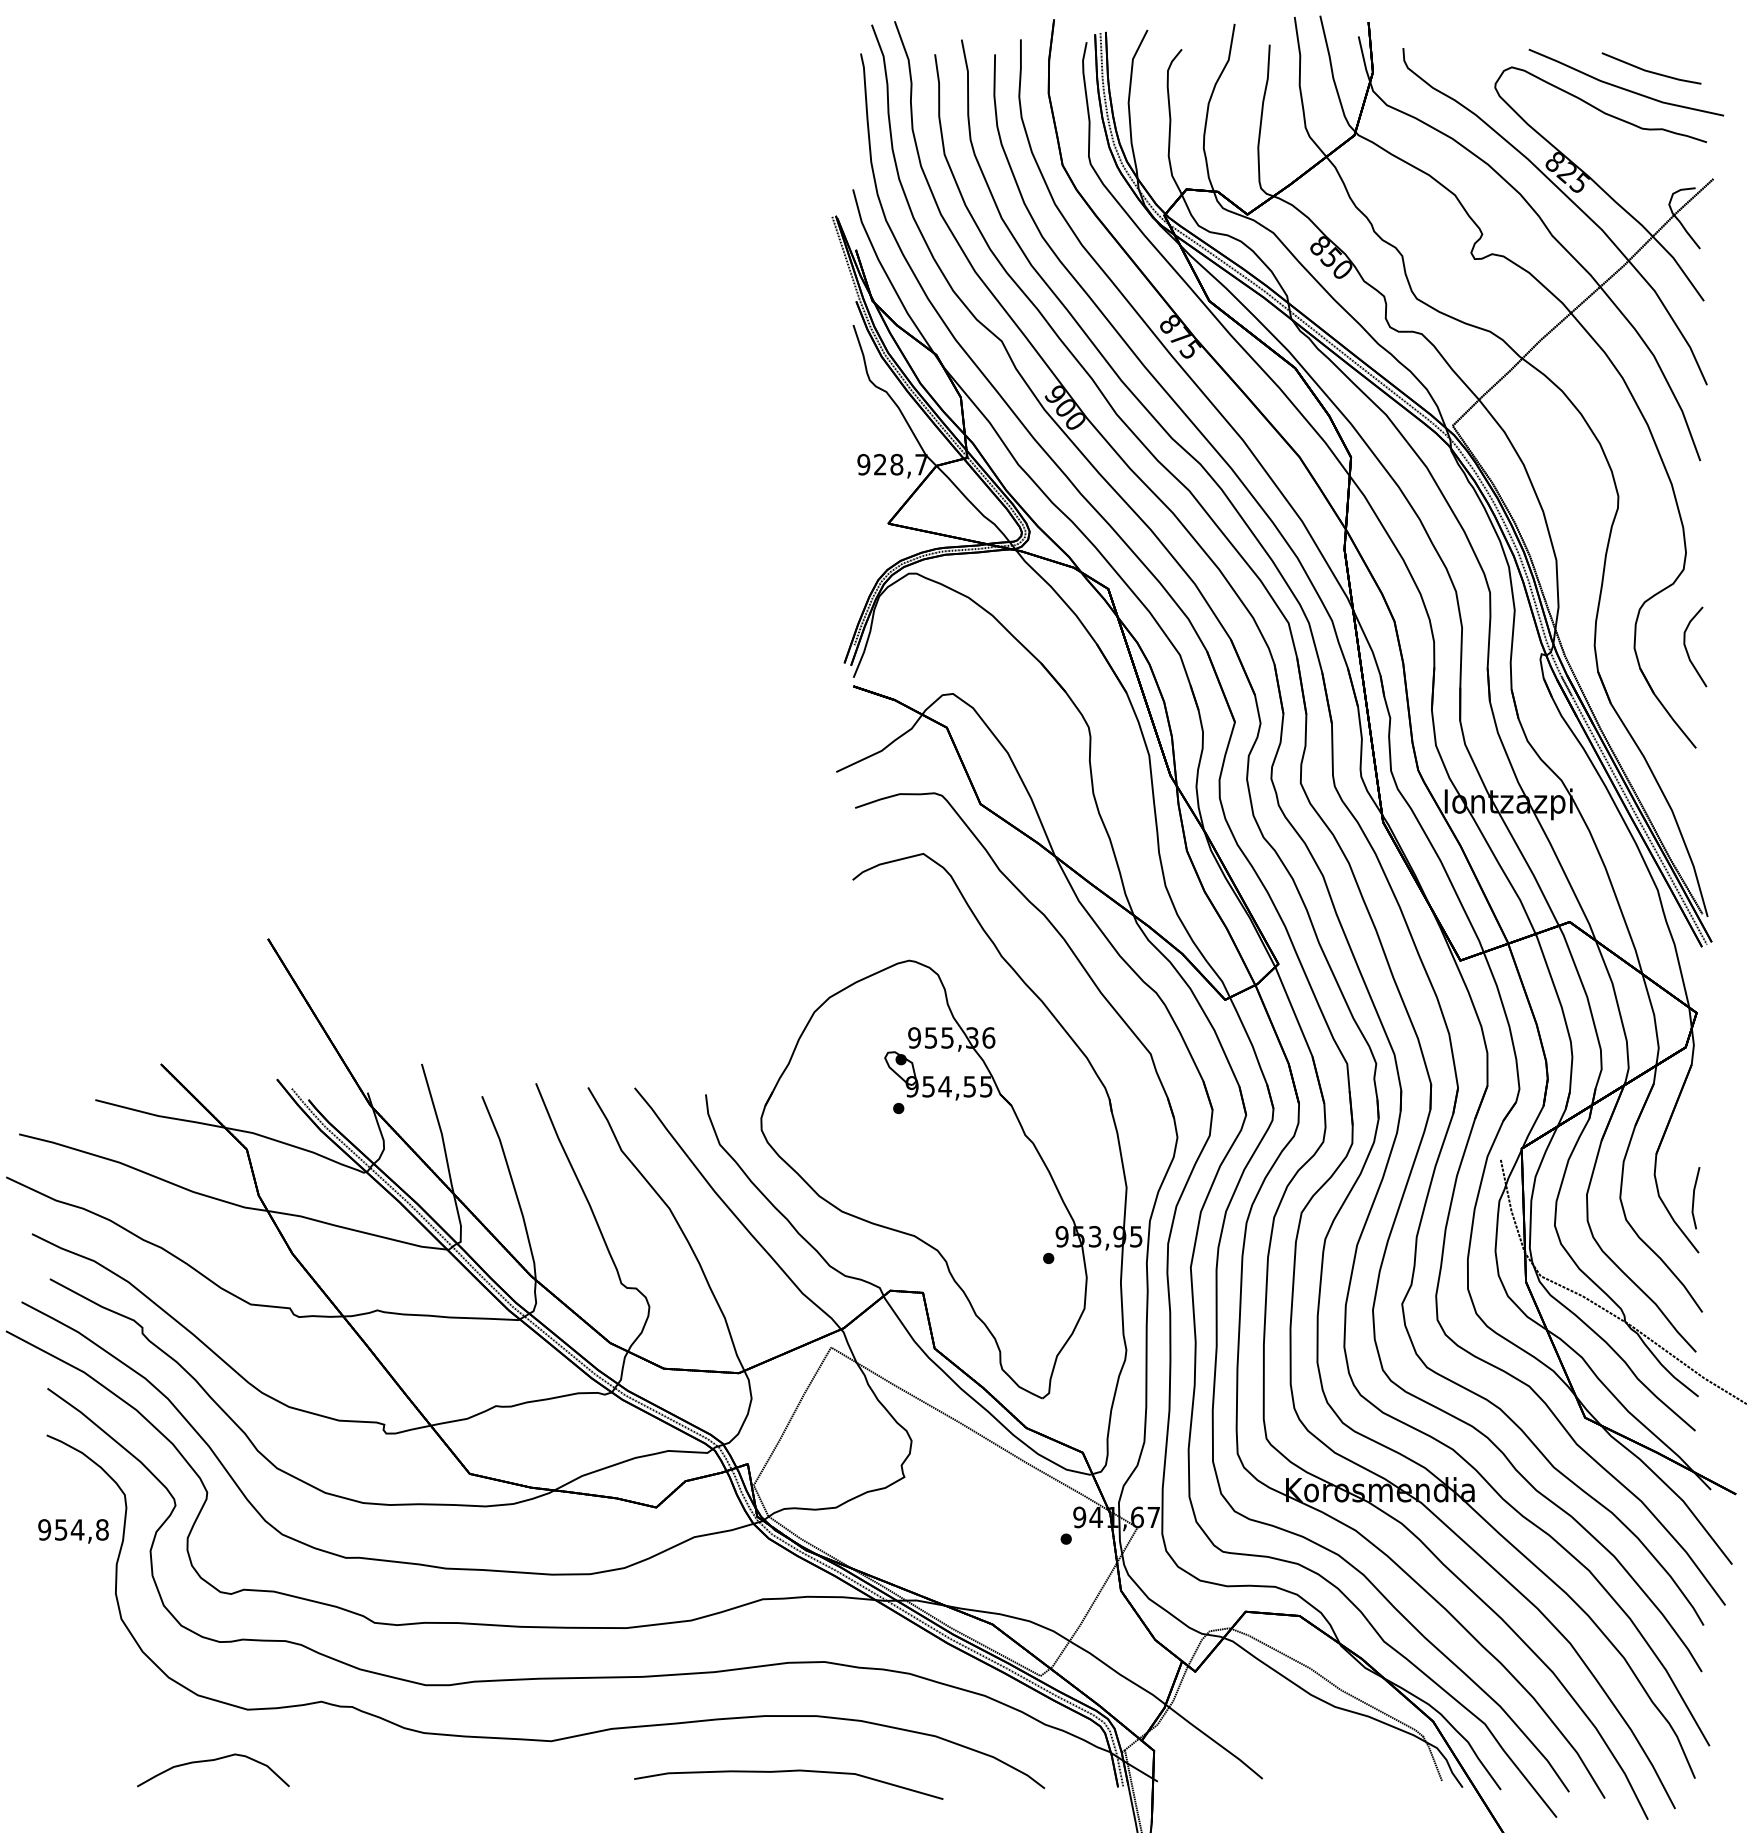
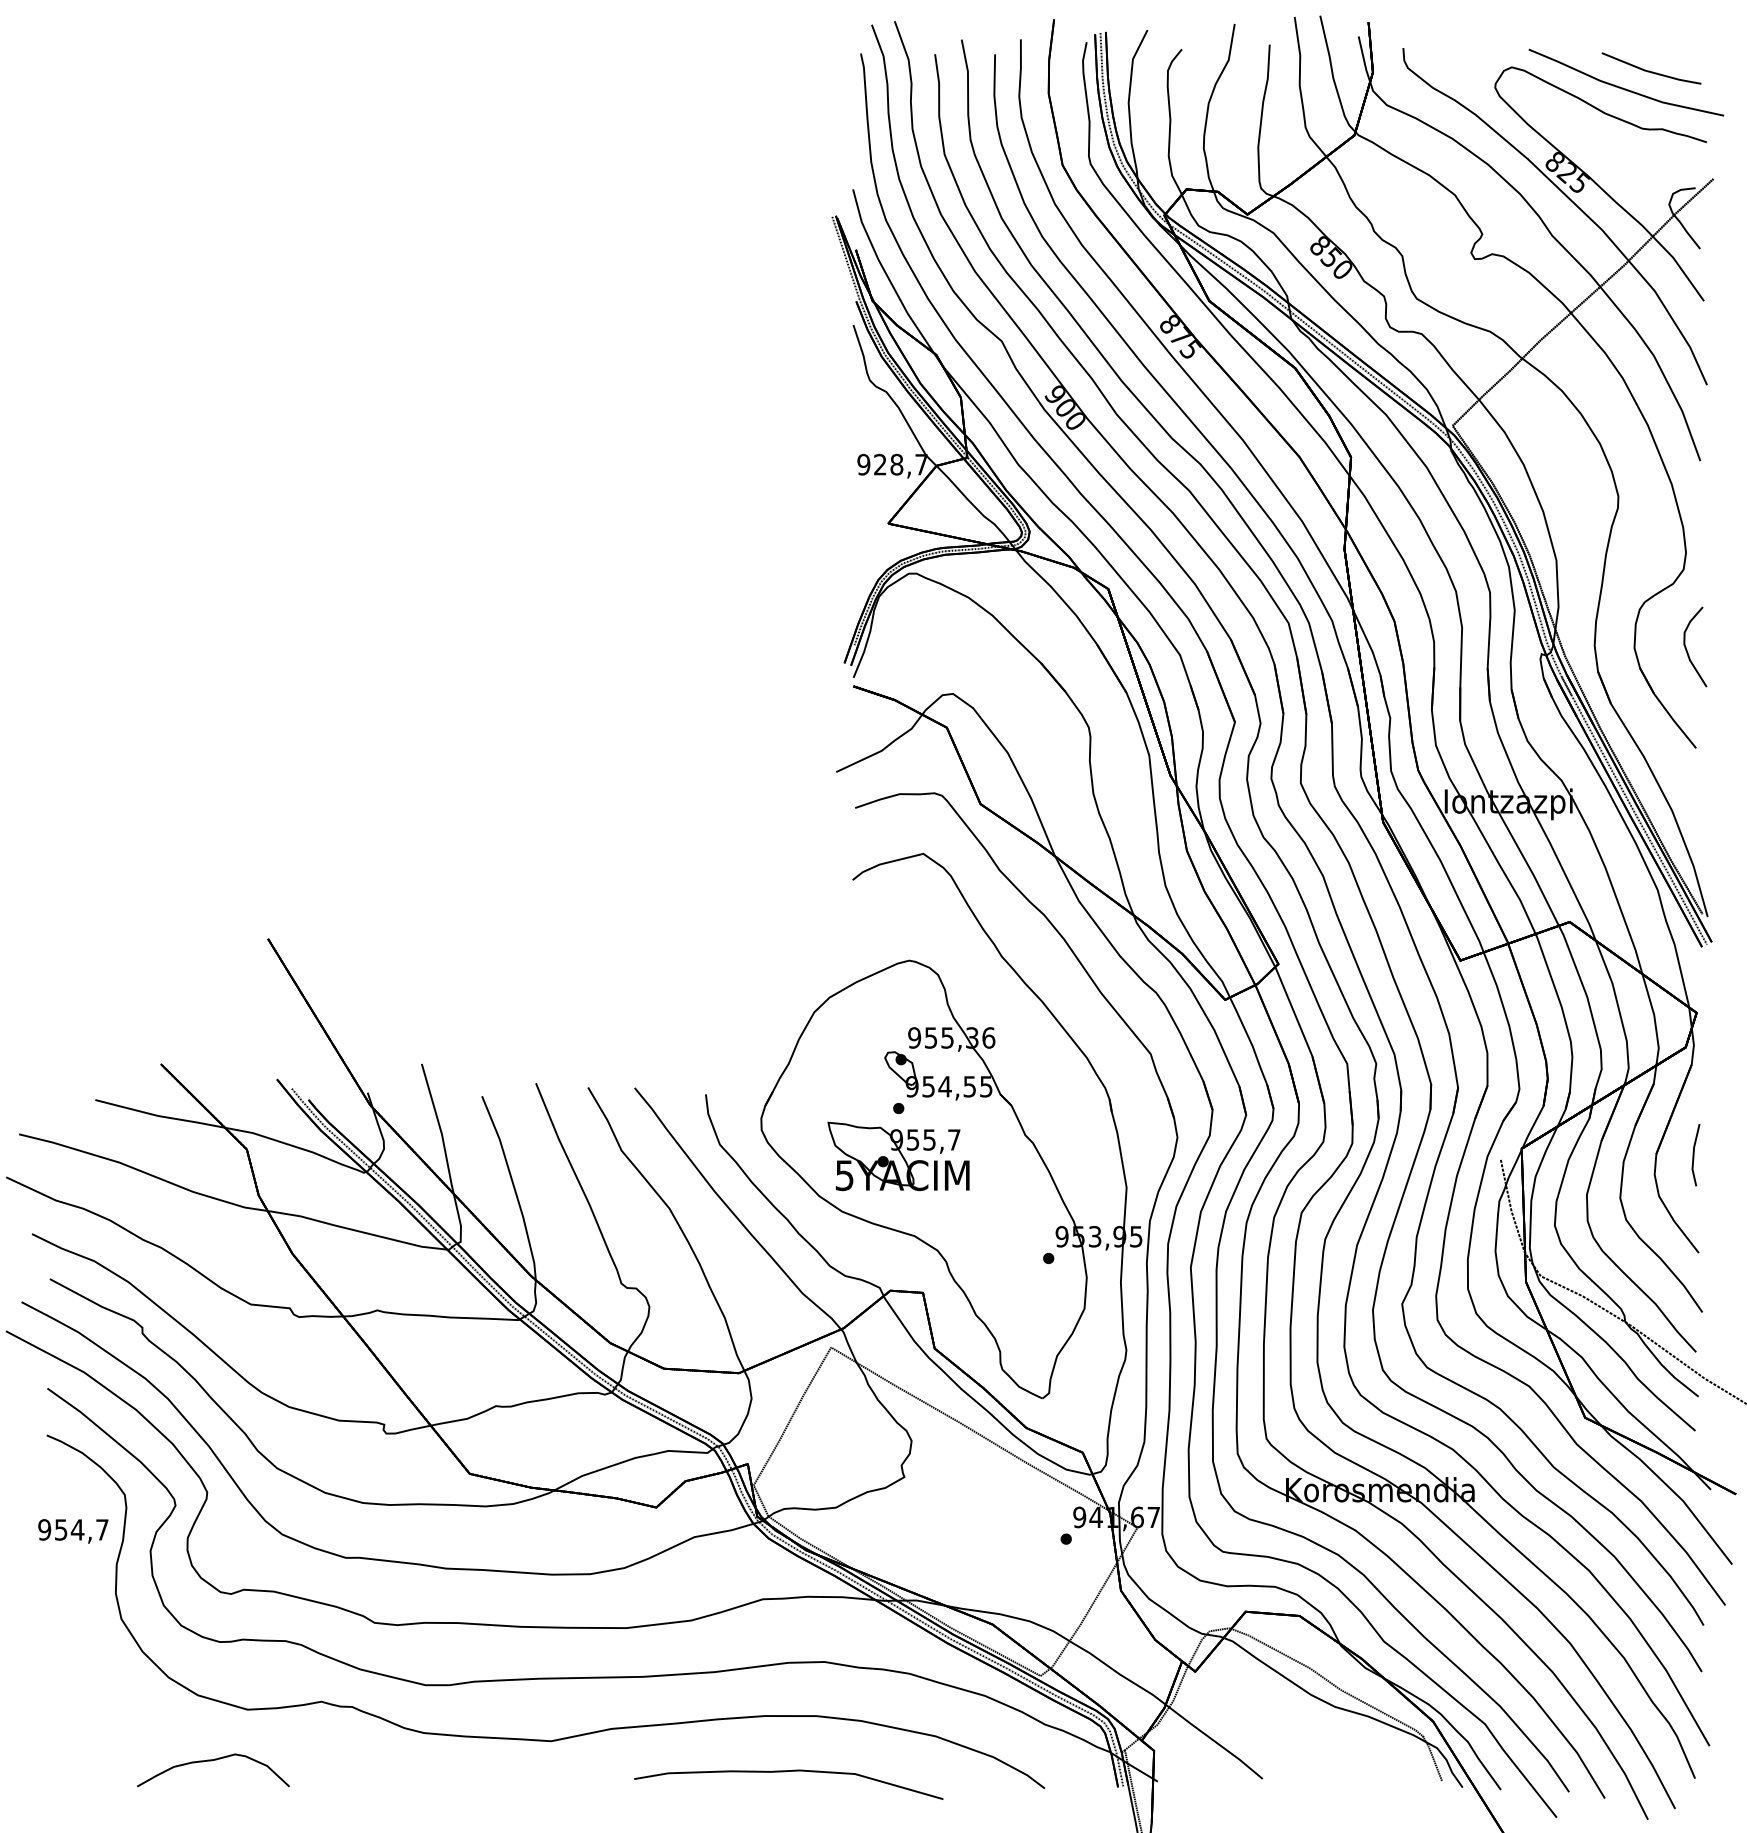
part: none -> present (898, 1156)
part position: (1695, 1198) -> (1695, 1155) (1695, 1155)
text: 954,8 -> 954,7 (102, 1529)
